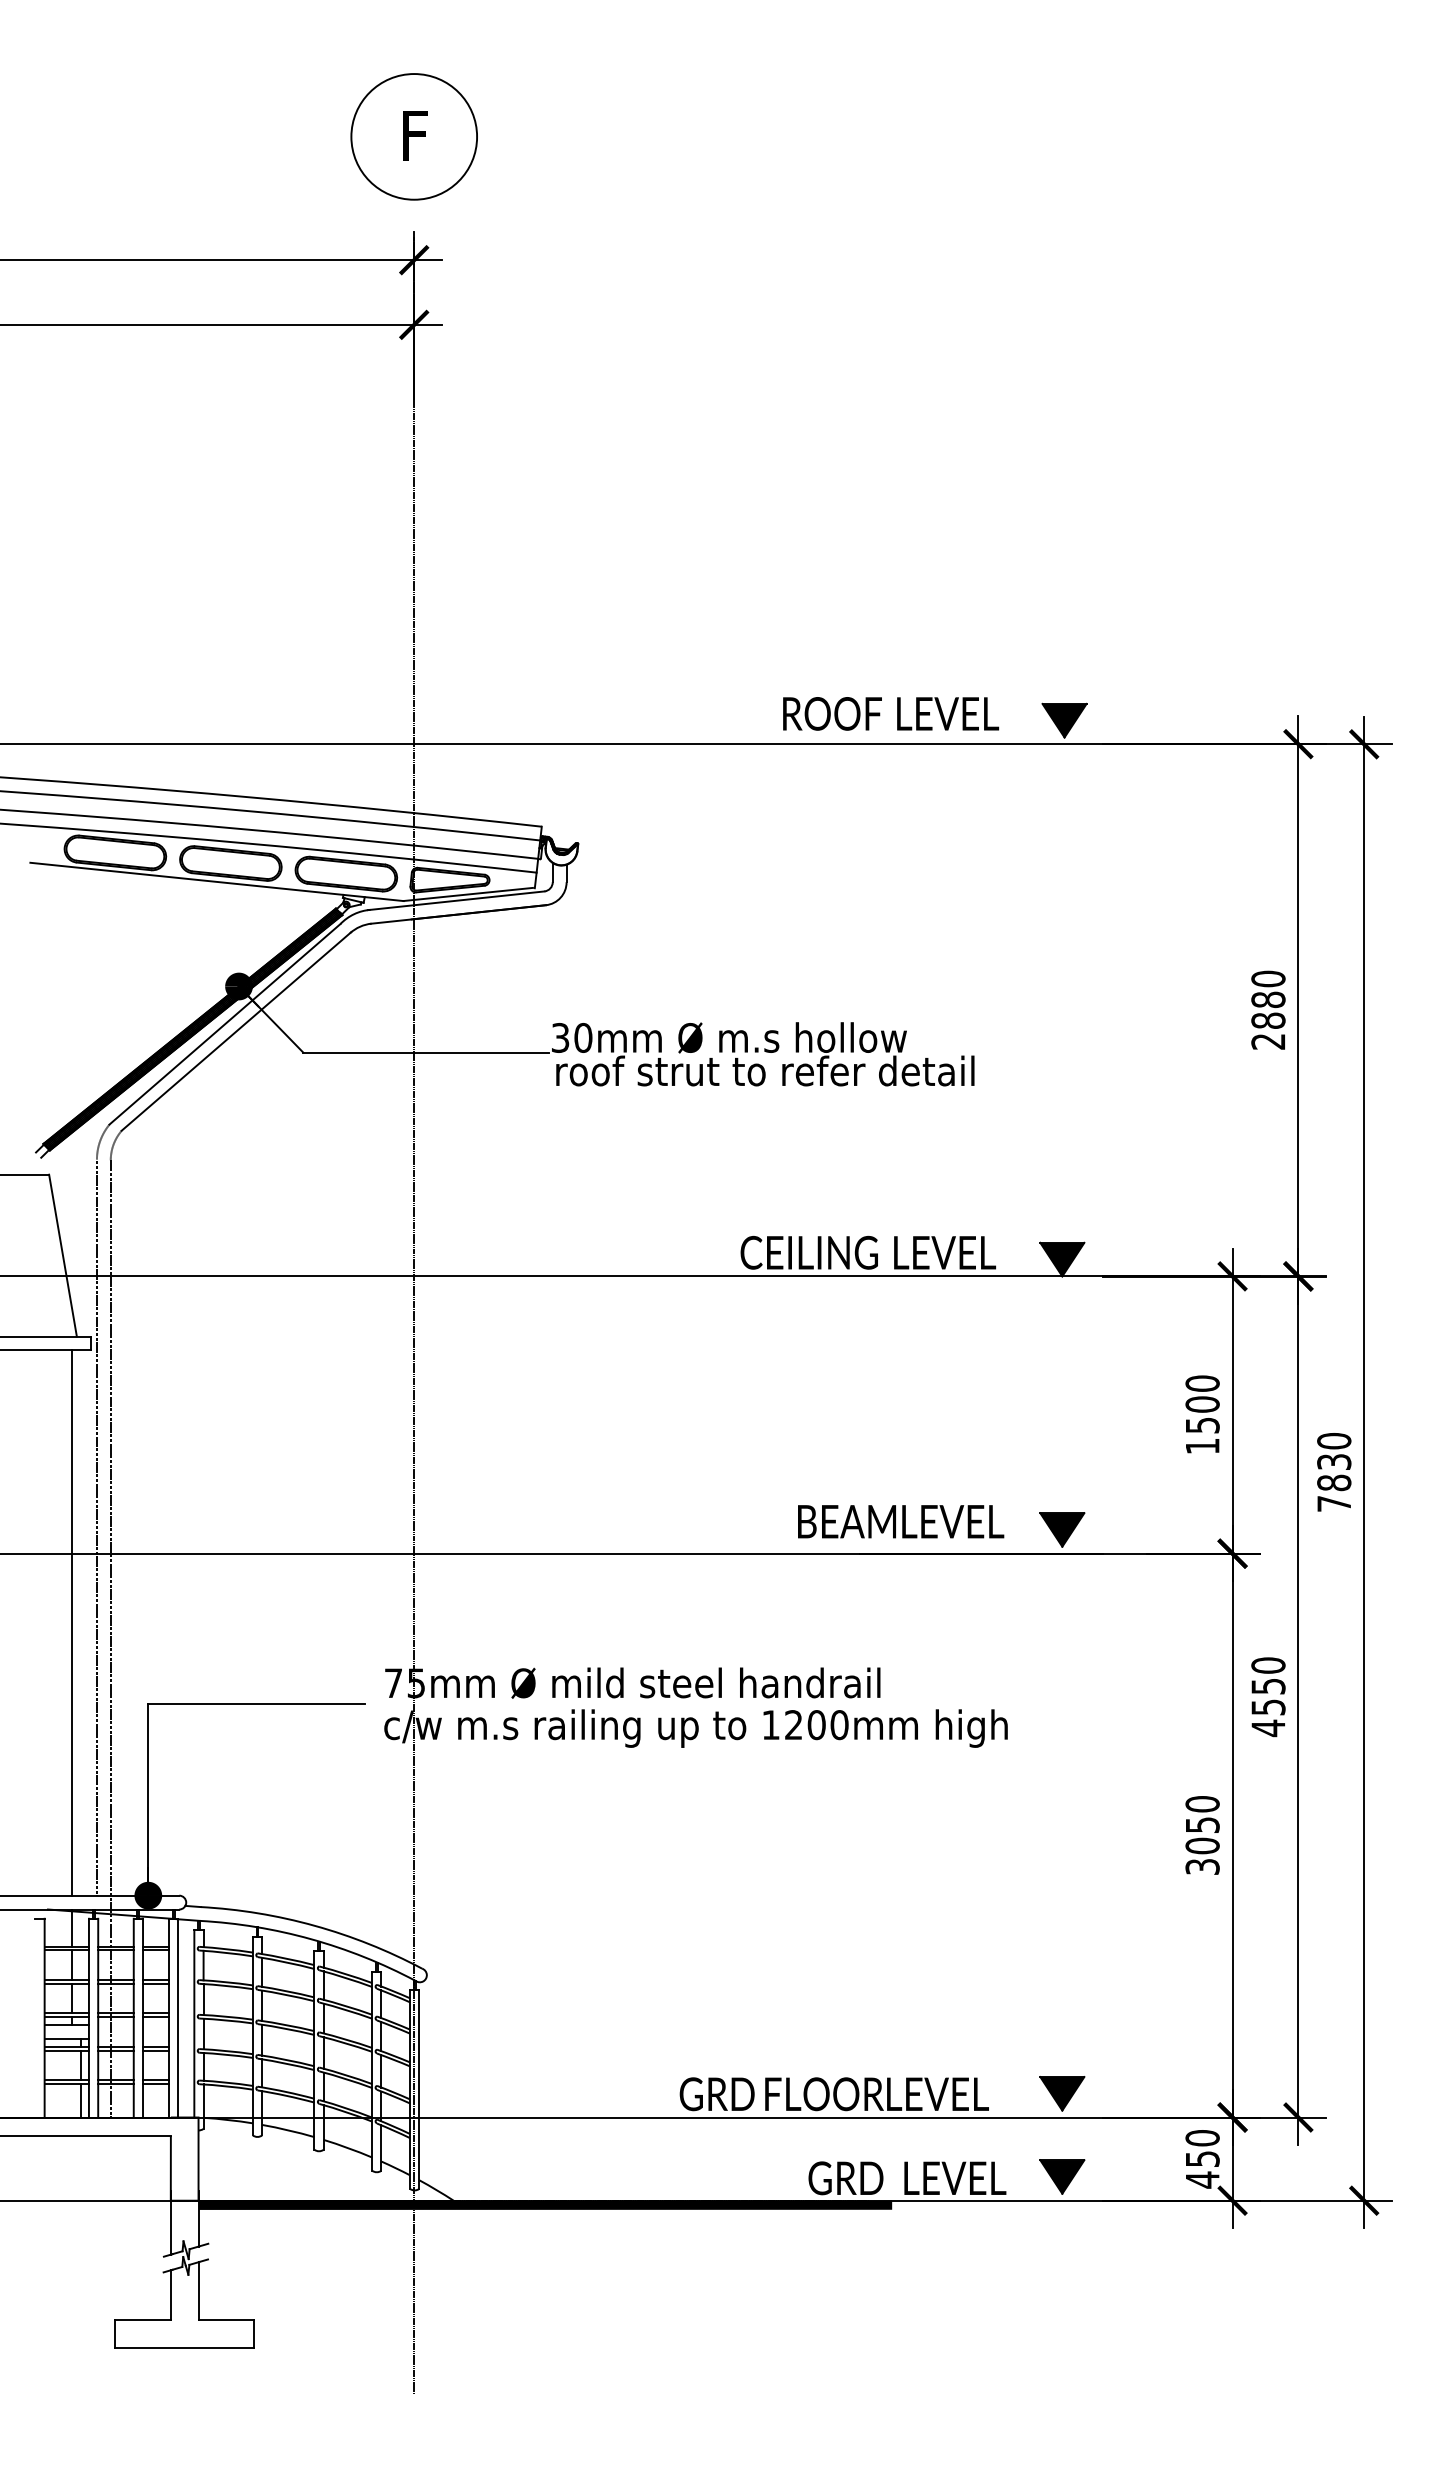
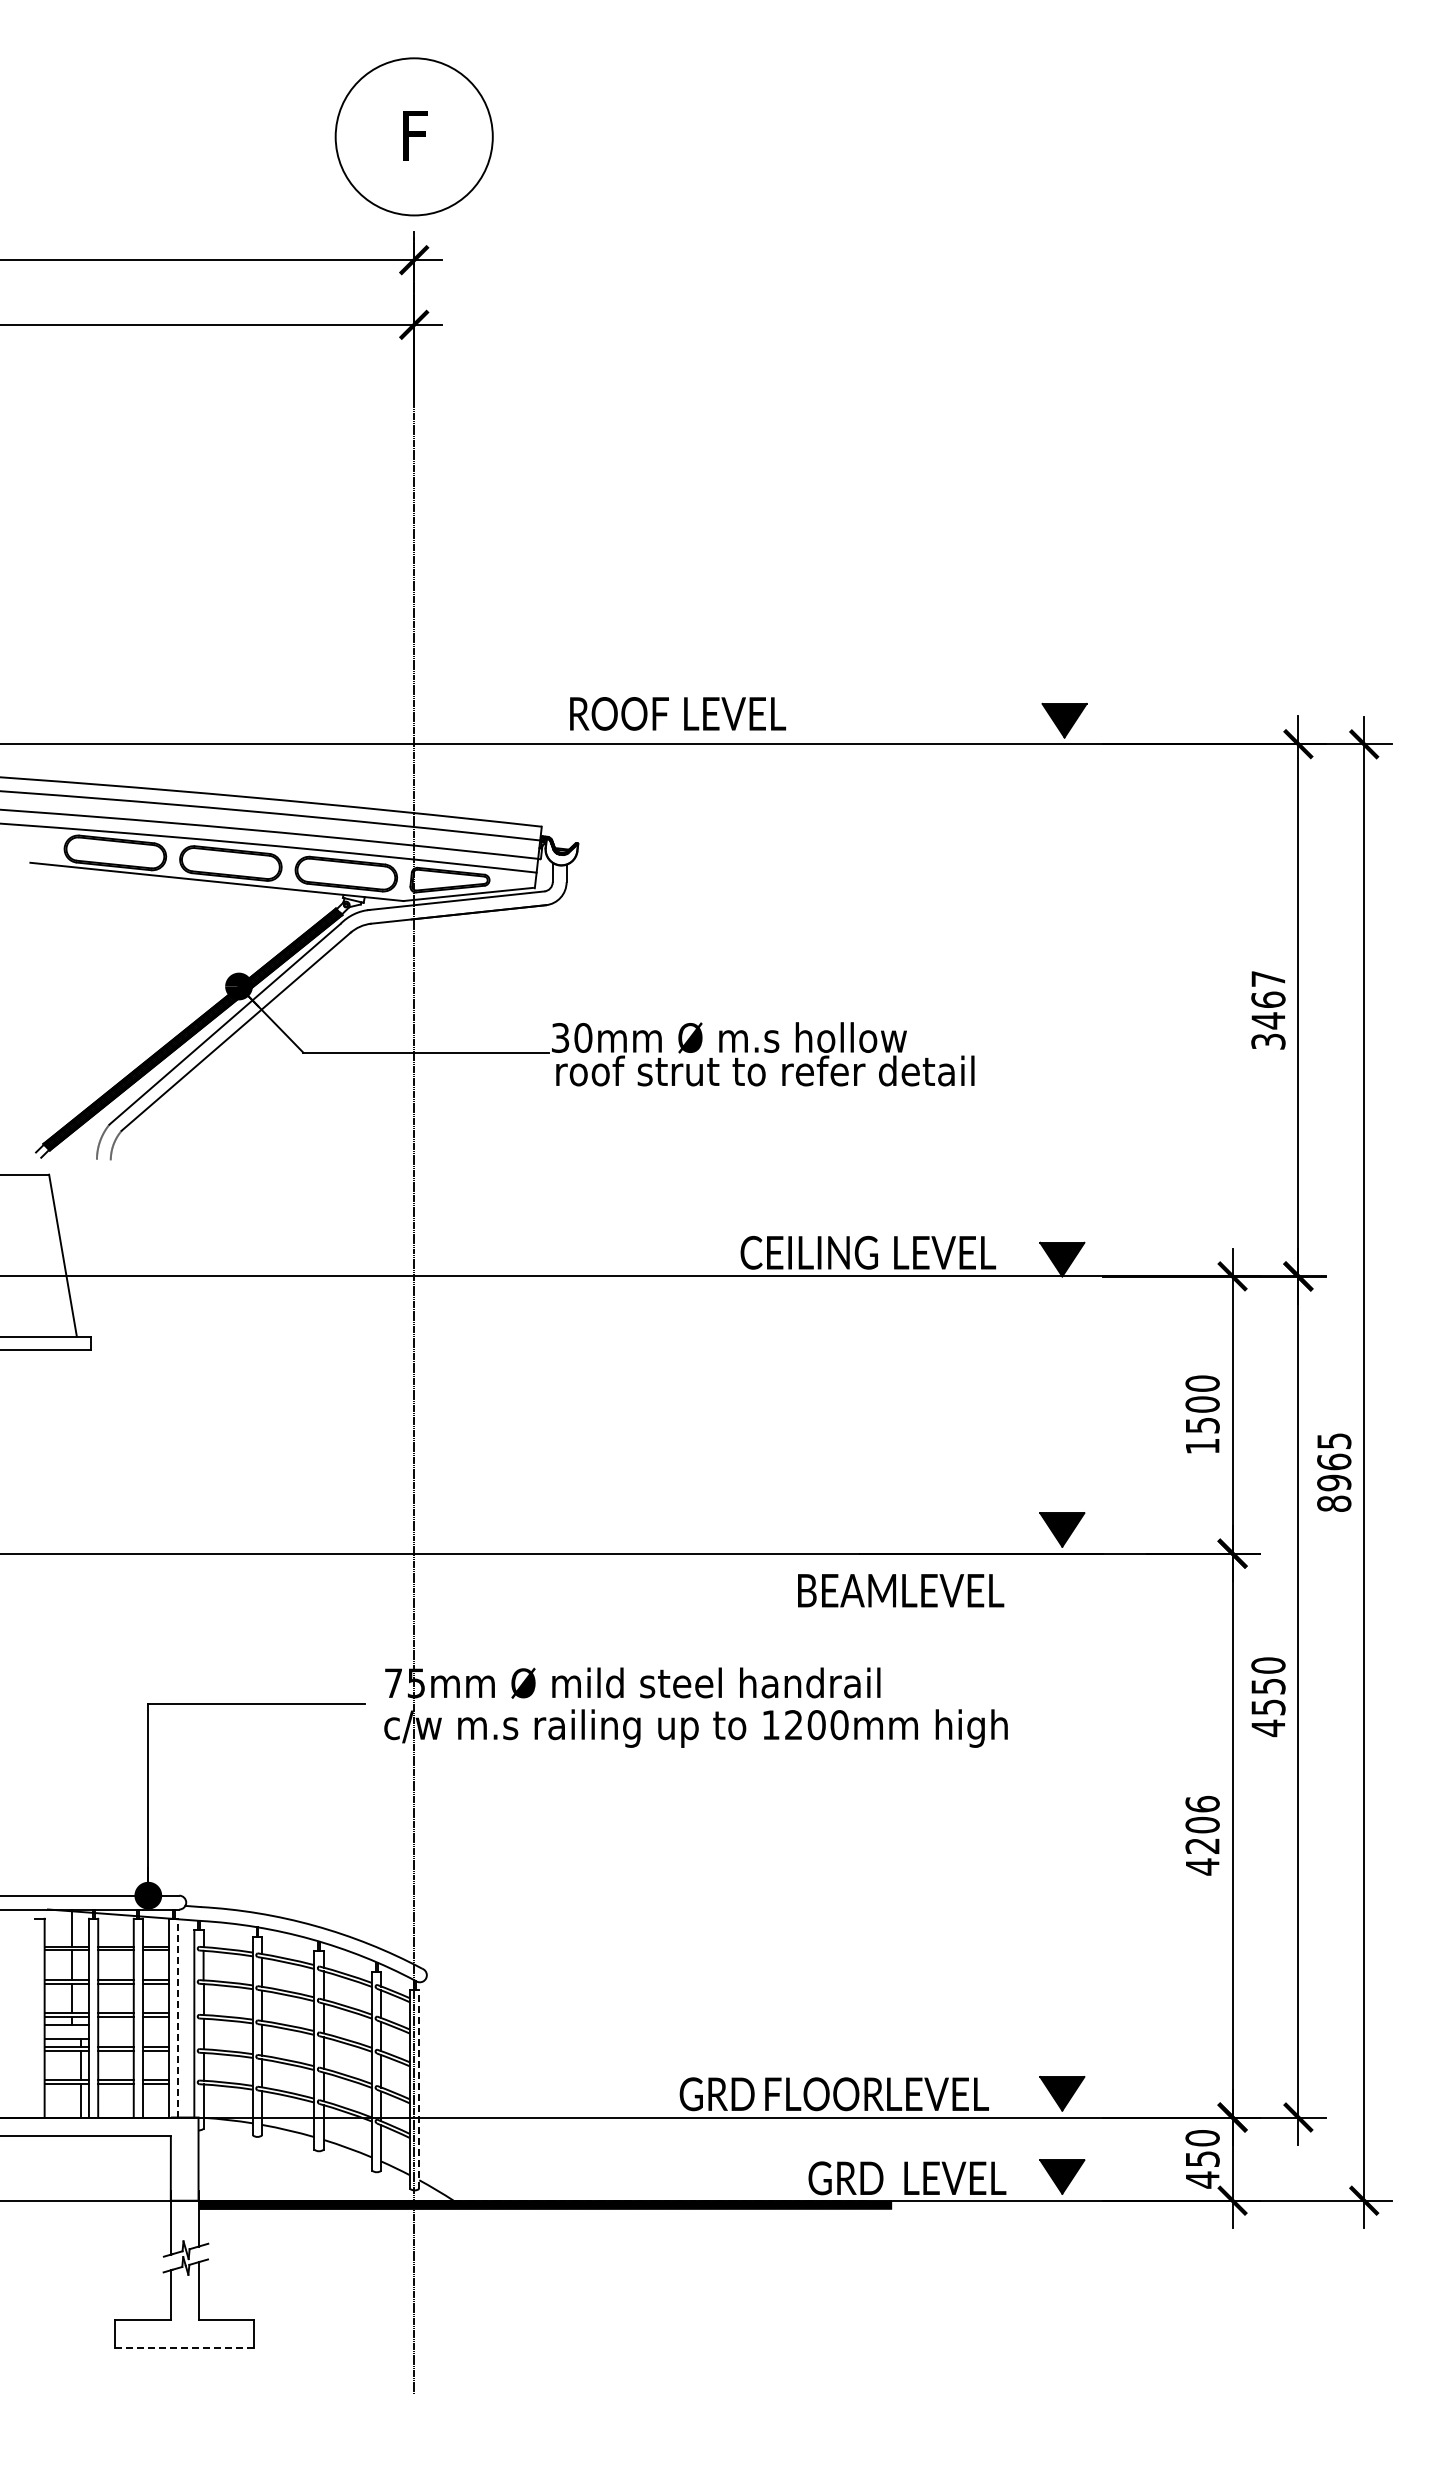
circle diameter: 126 px -> 157 px (413, 136)
text position: (891, 713) -> (678, 713) (678, 713)
text: 2880 -> 3467 (1268, 1009)
text: 7830 -> 8965 (1334, 1472)
text position: (901, 1521) -> (901, 1590) (901, 1590)
line: present -> none (96, 1527)
line: present -> none (72, 1622)
line: present -> none (110, 1638)
text: 3050 -> 4206 (1202, 1835)
line: solid -> dashed (178, 2017)
line: solid -> dashed (419, 2089)
line: solid -> dashed (185, 2348)
